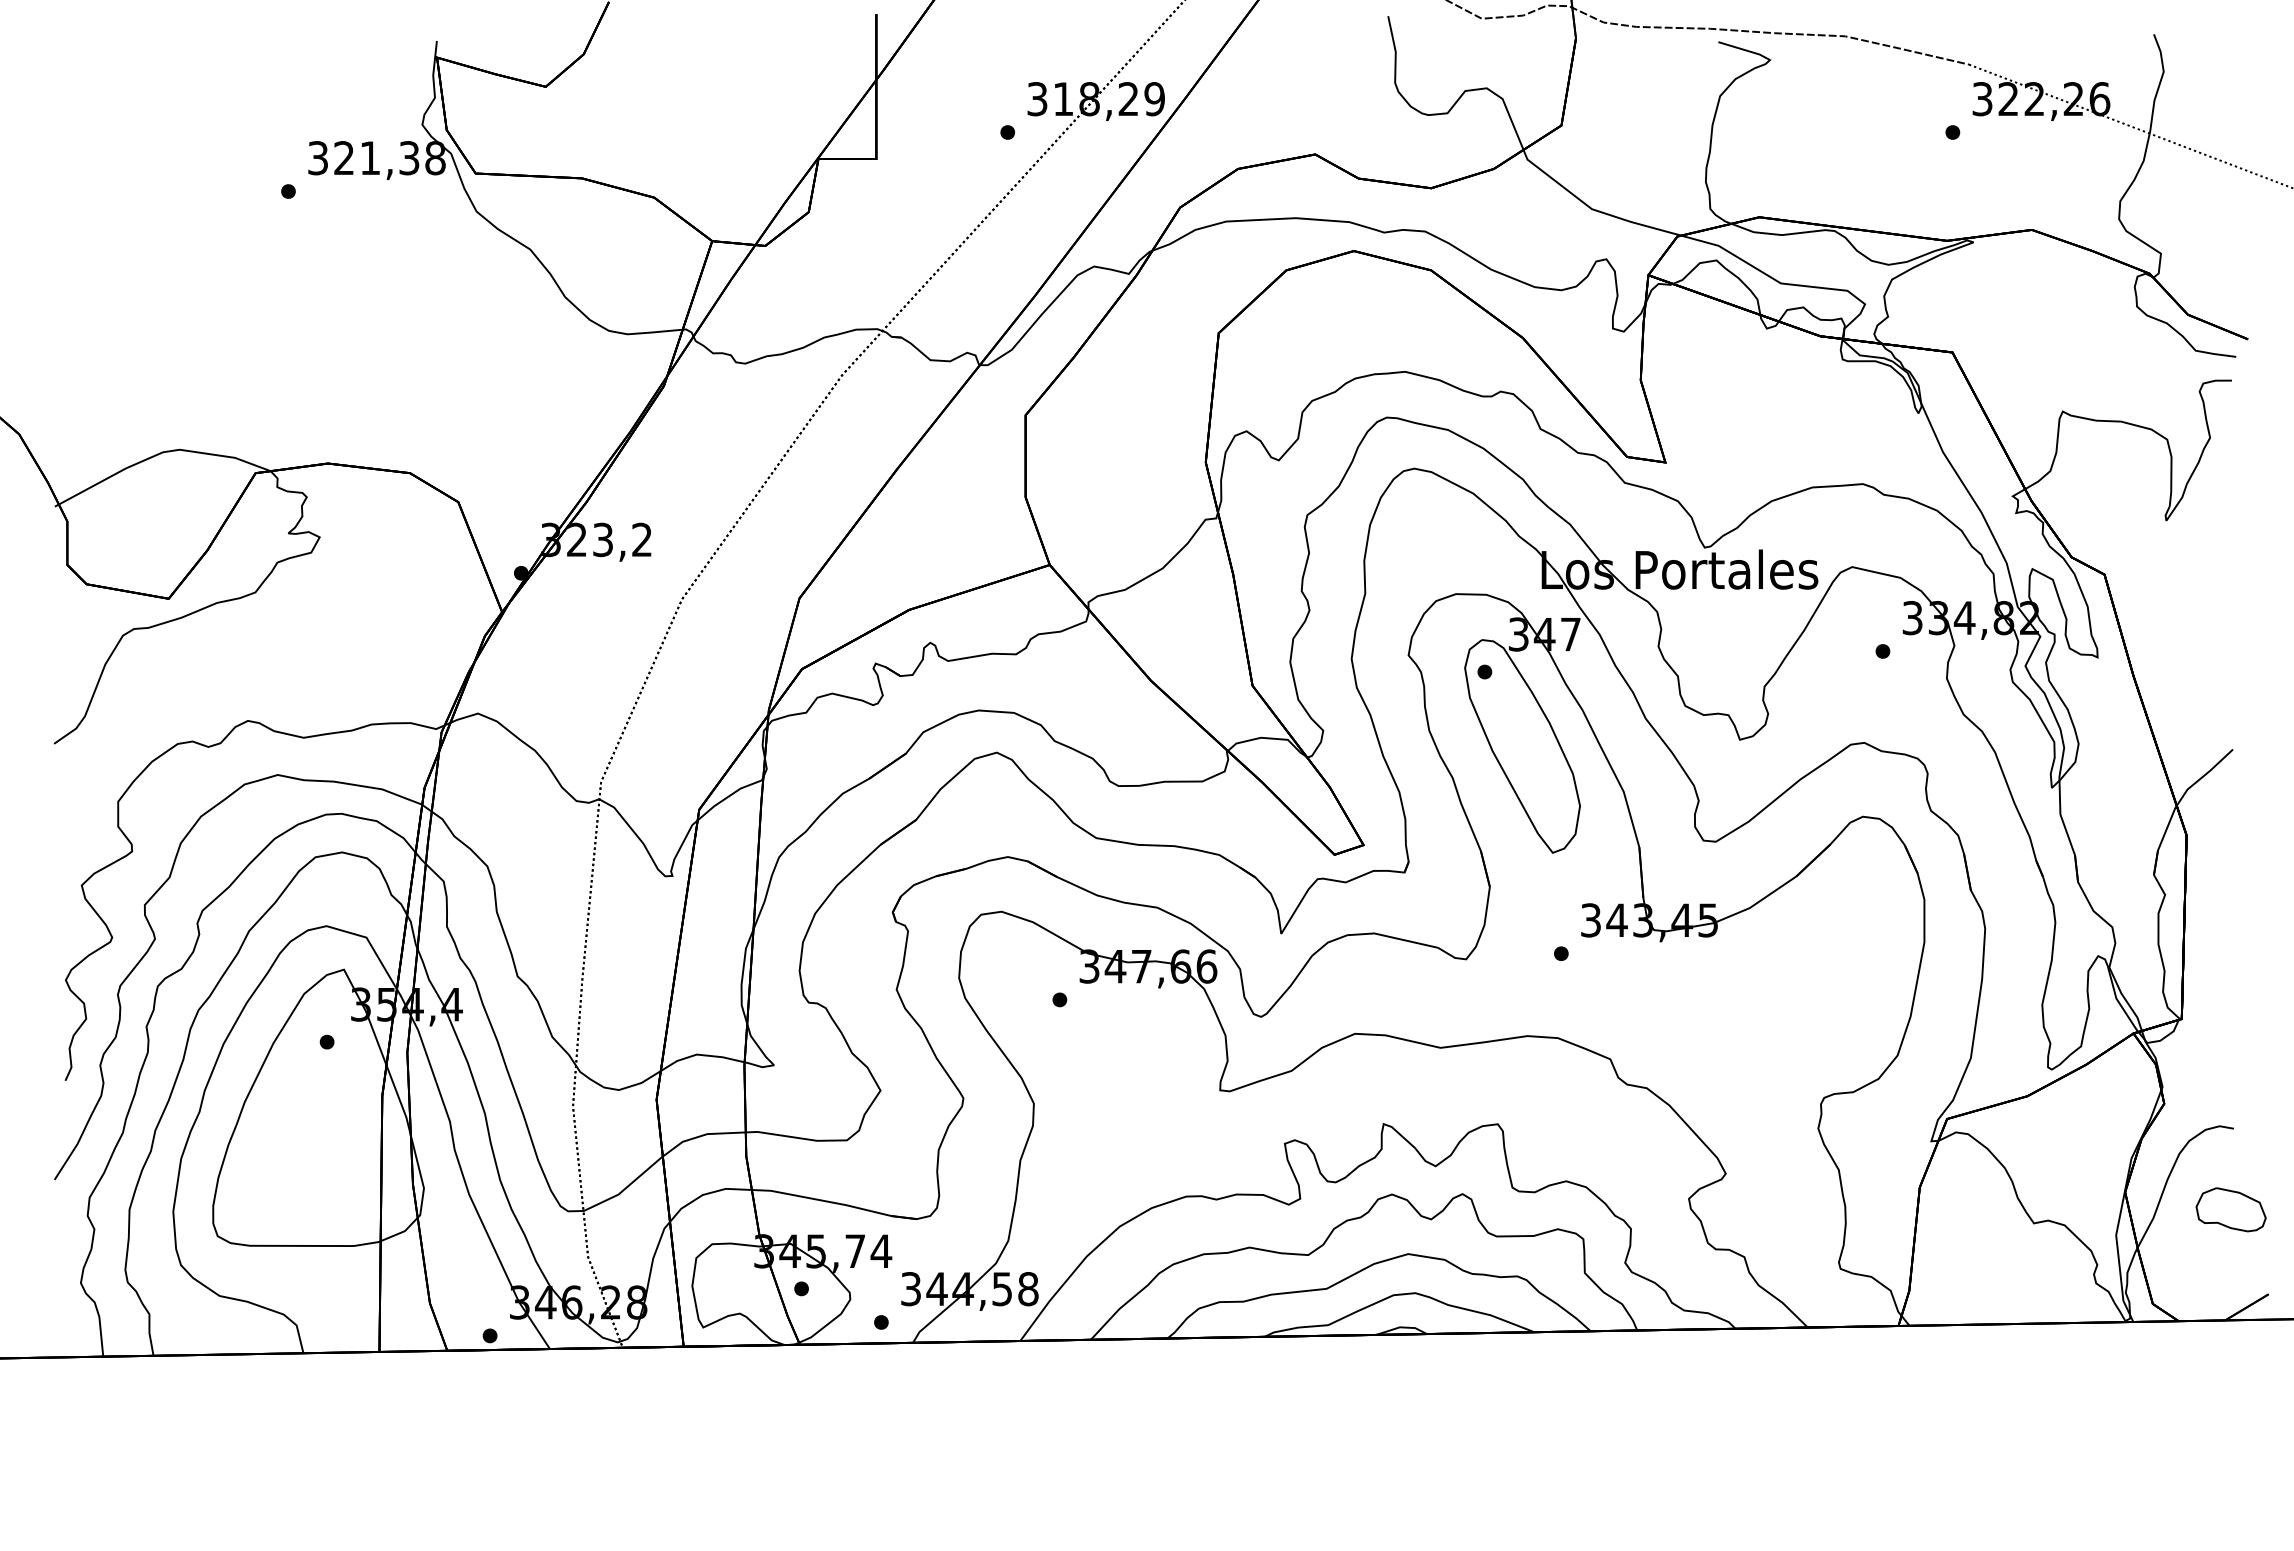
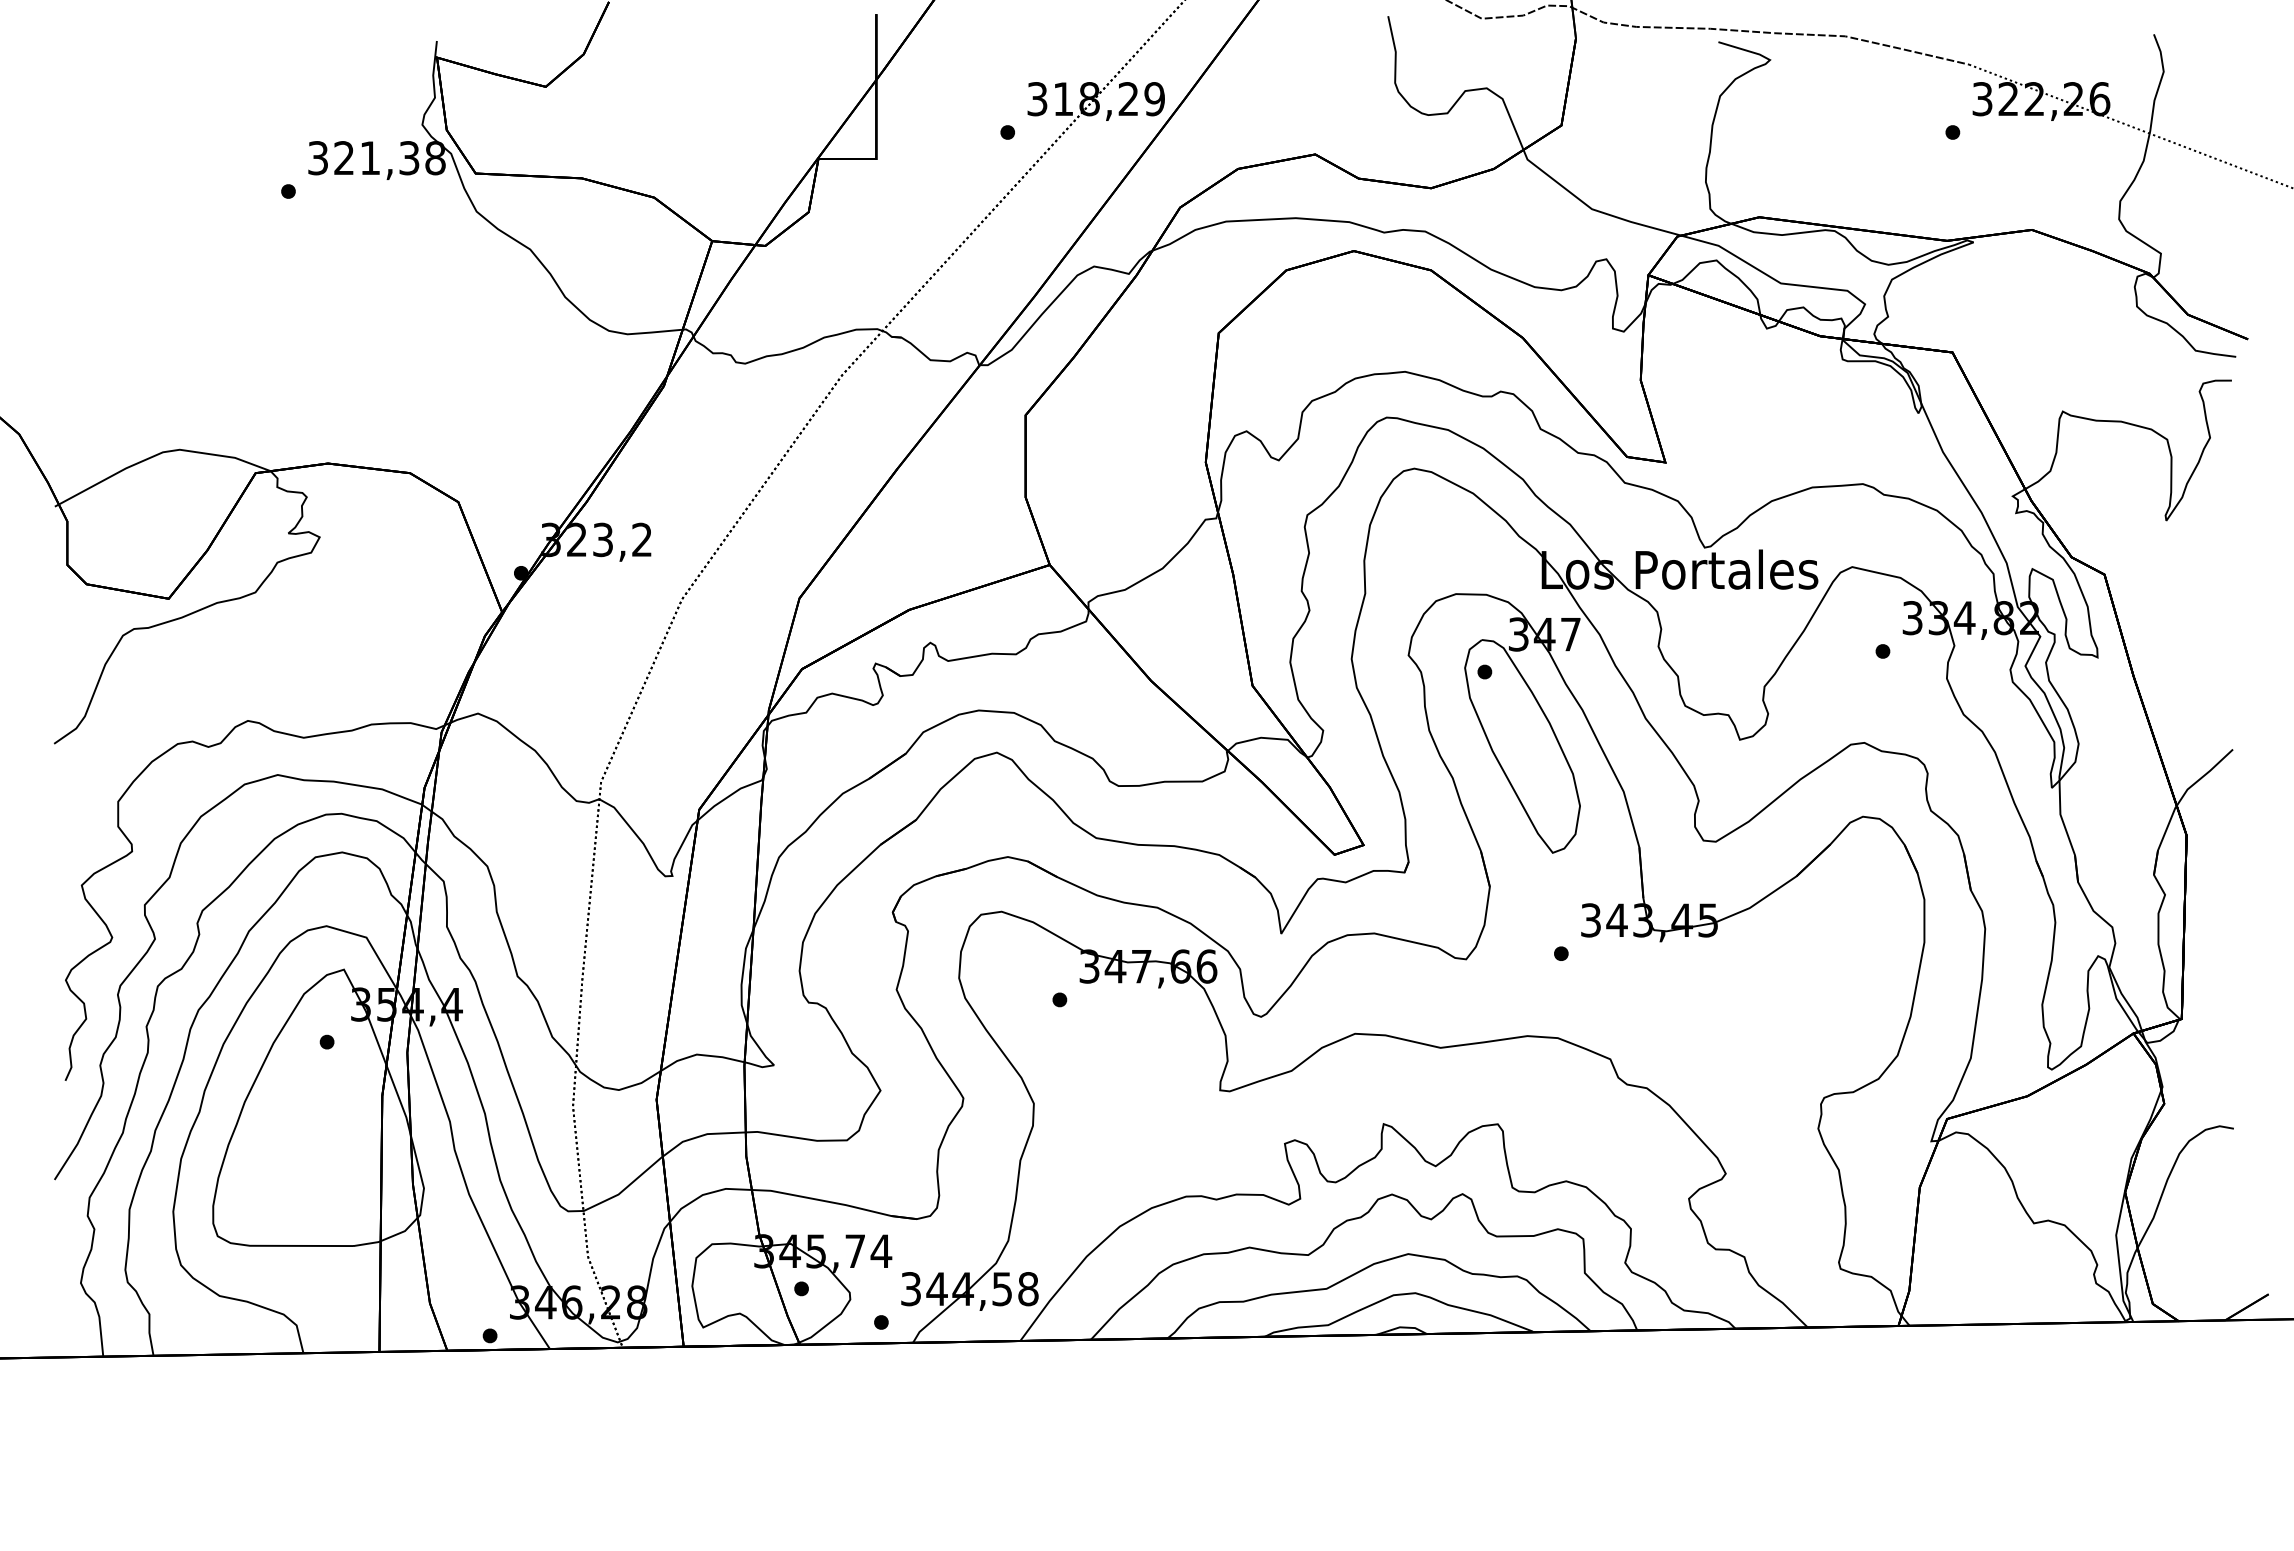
part: present -> none (2230, 1209)
